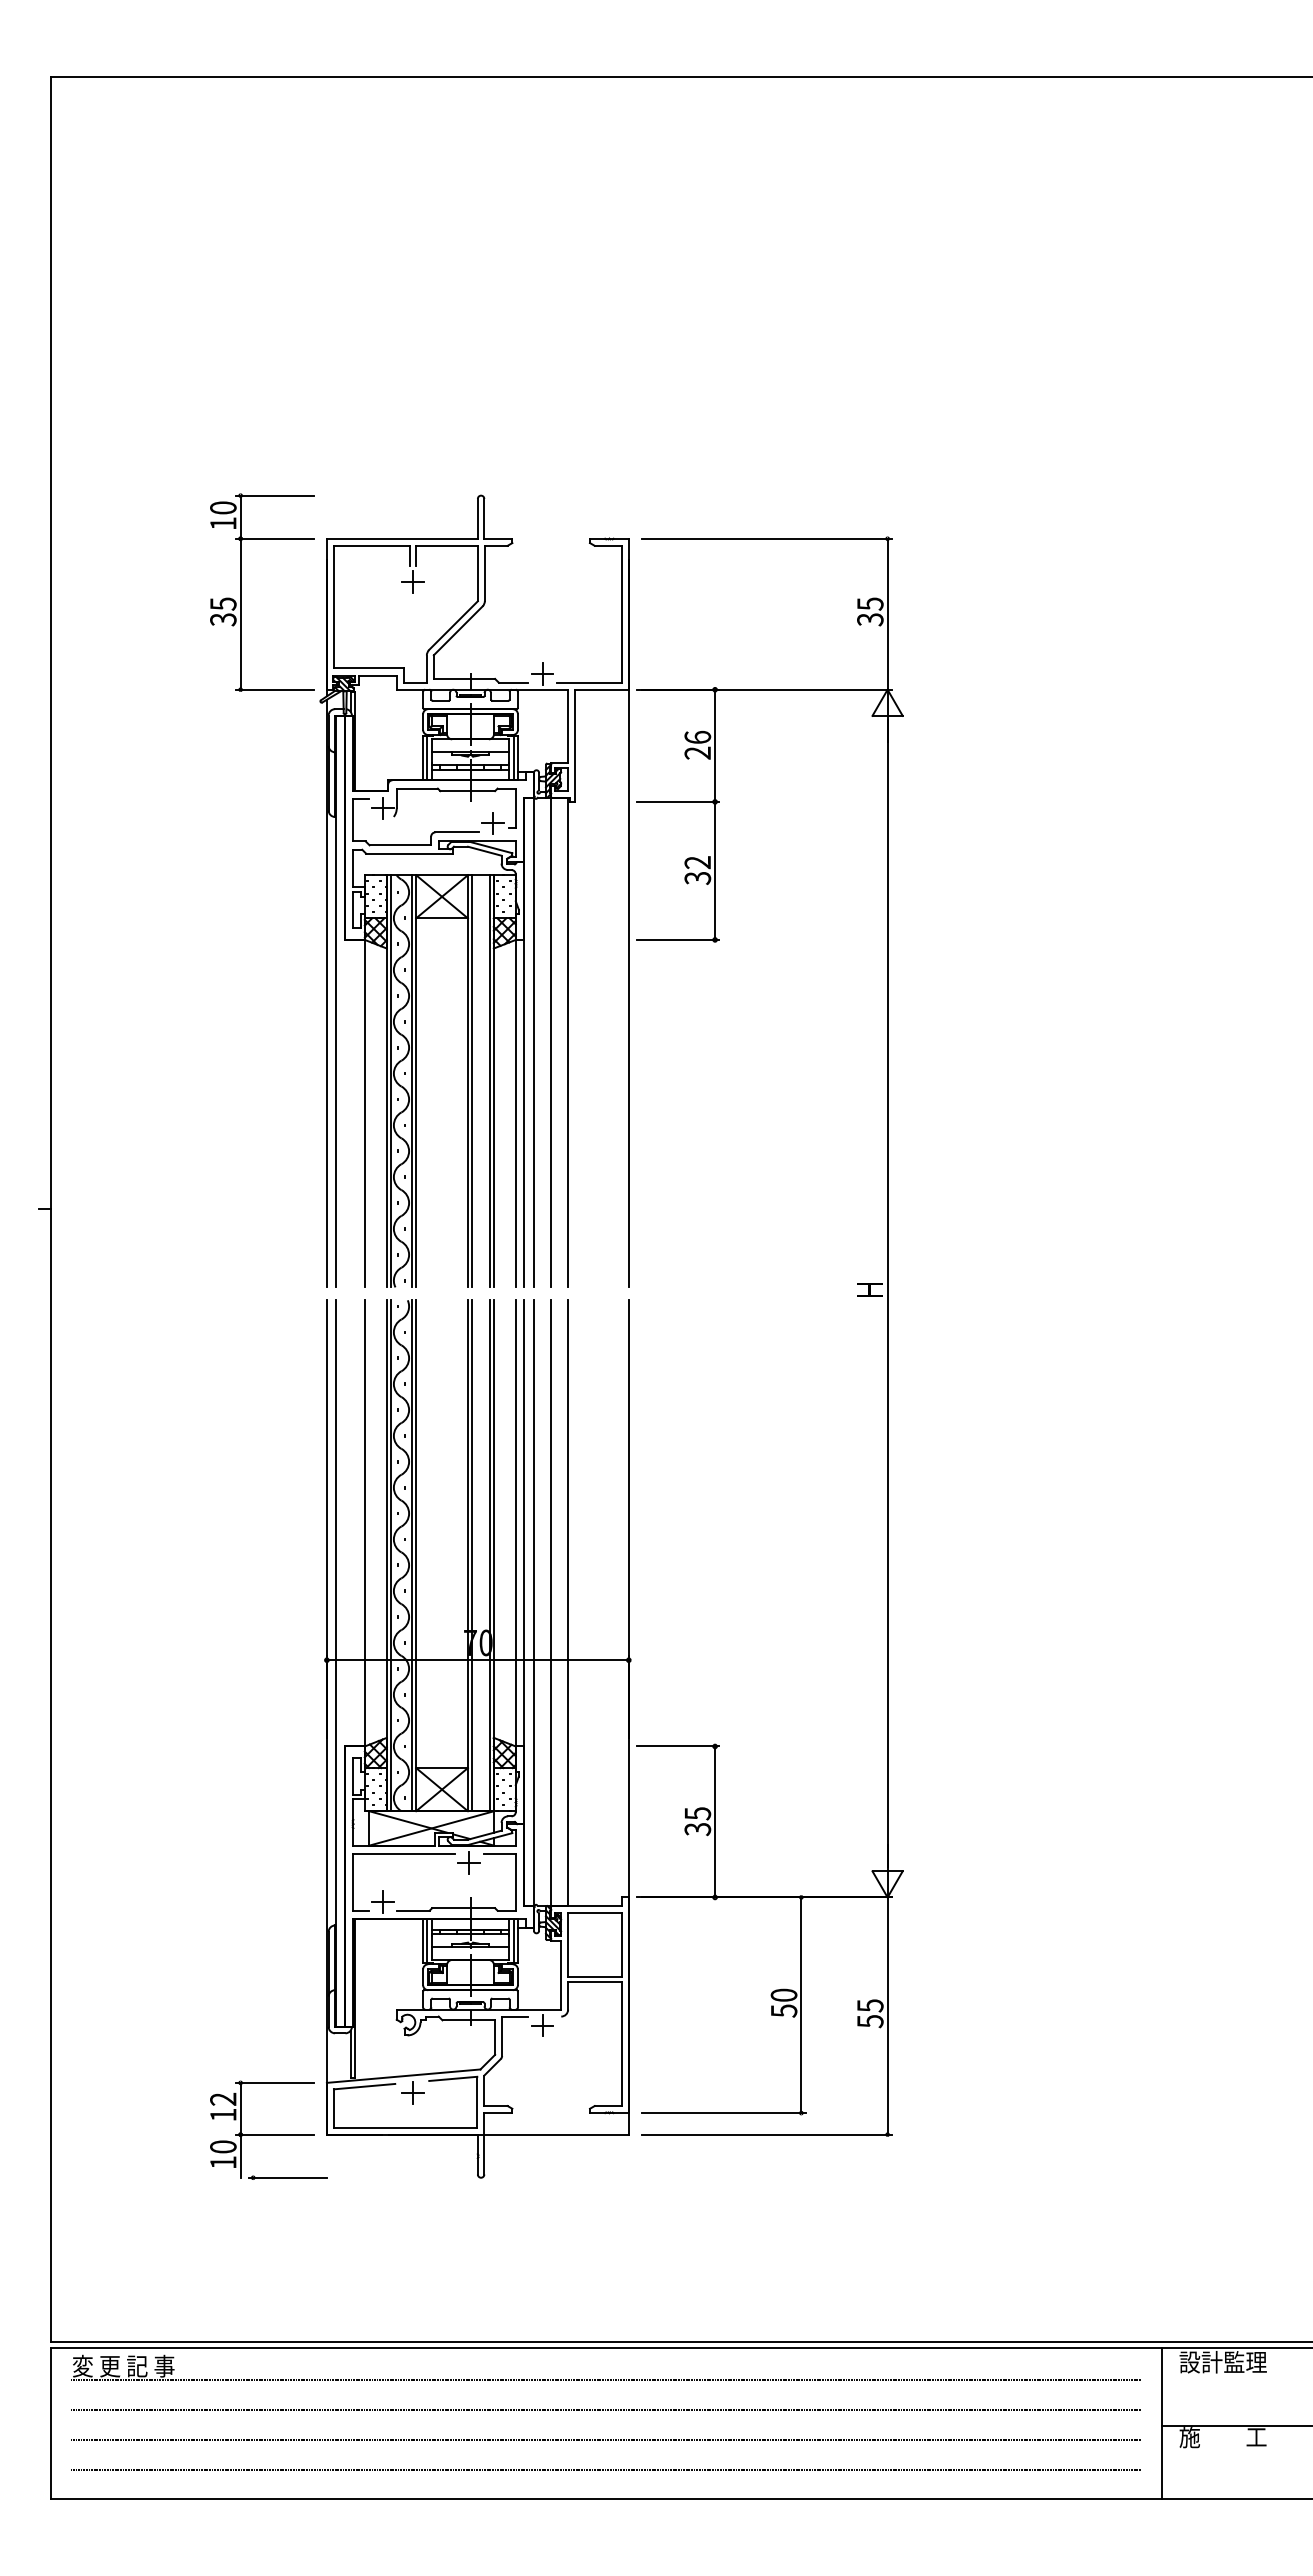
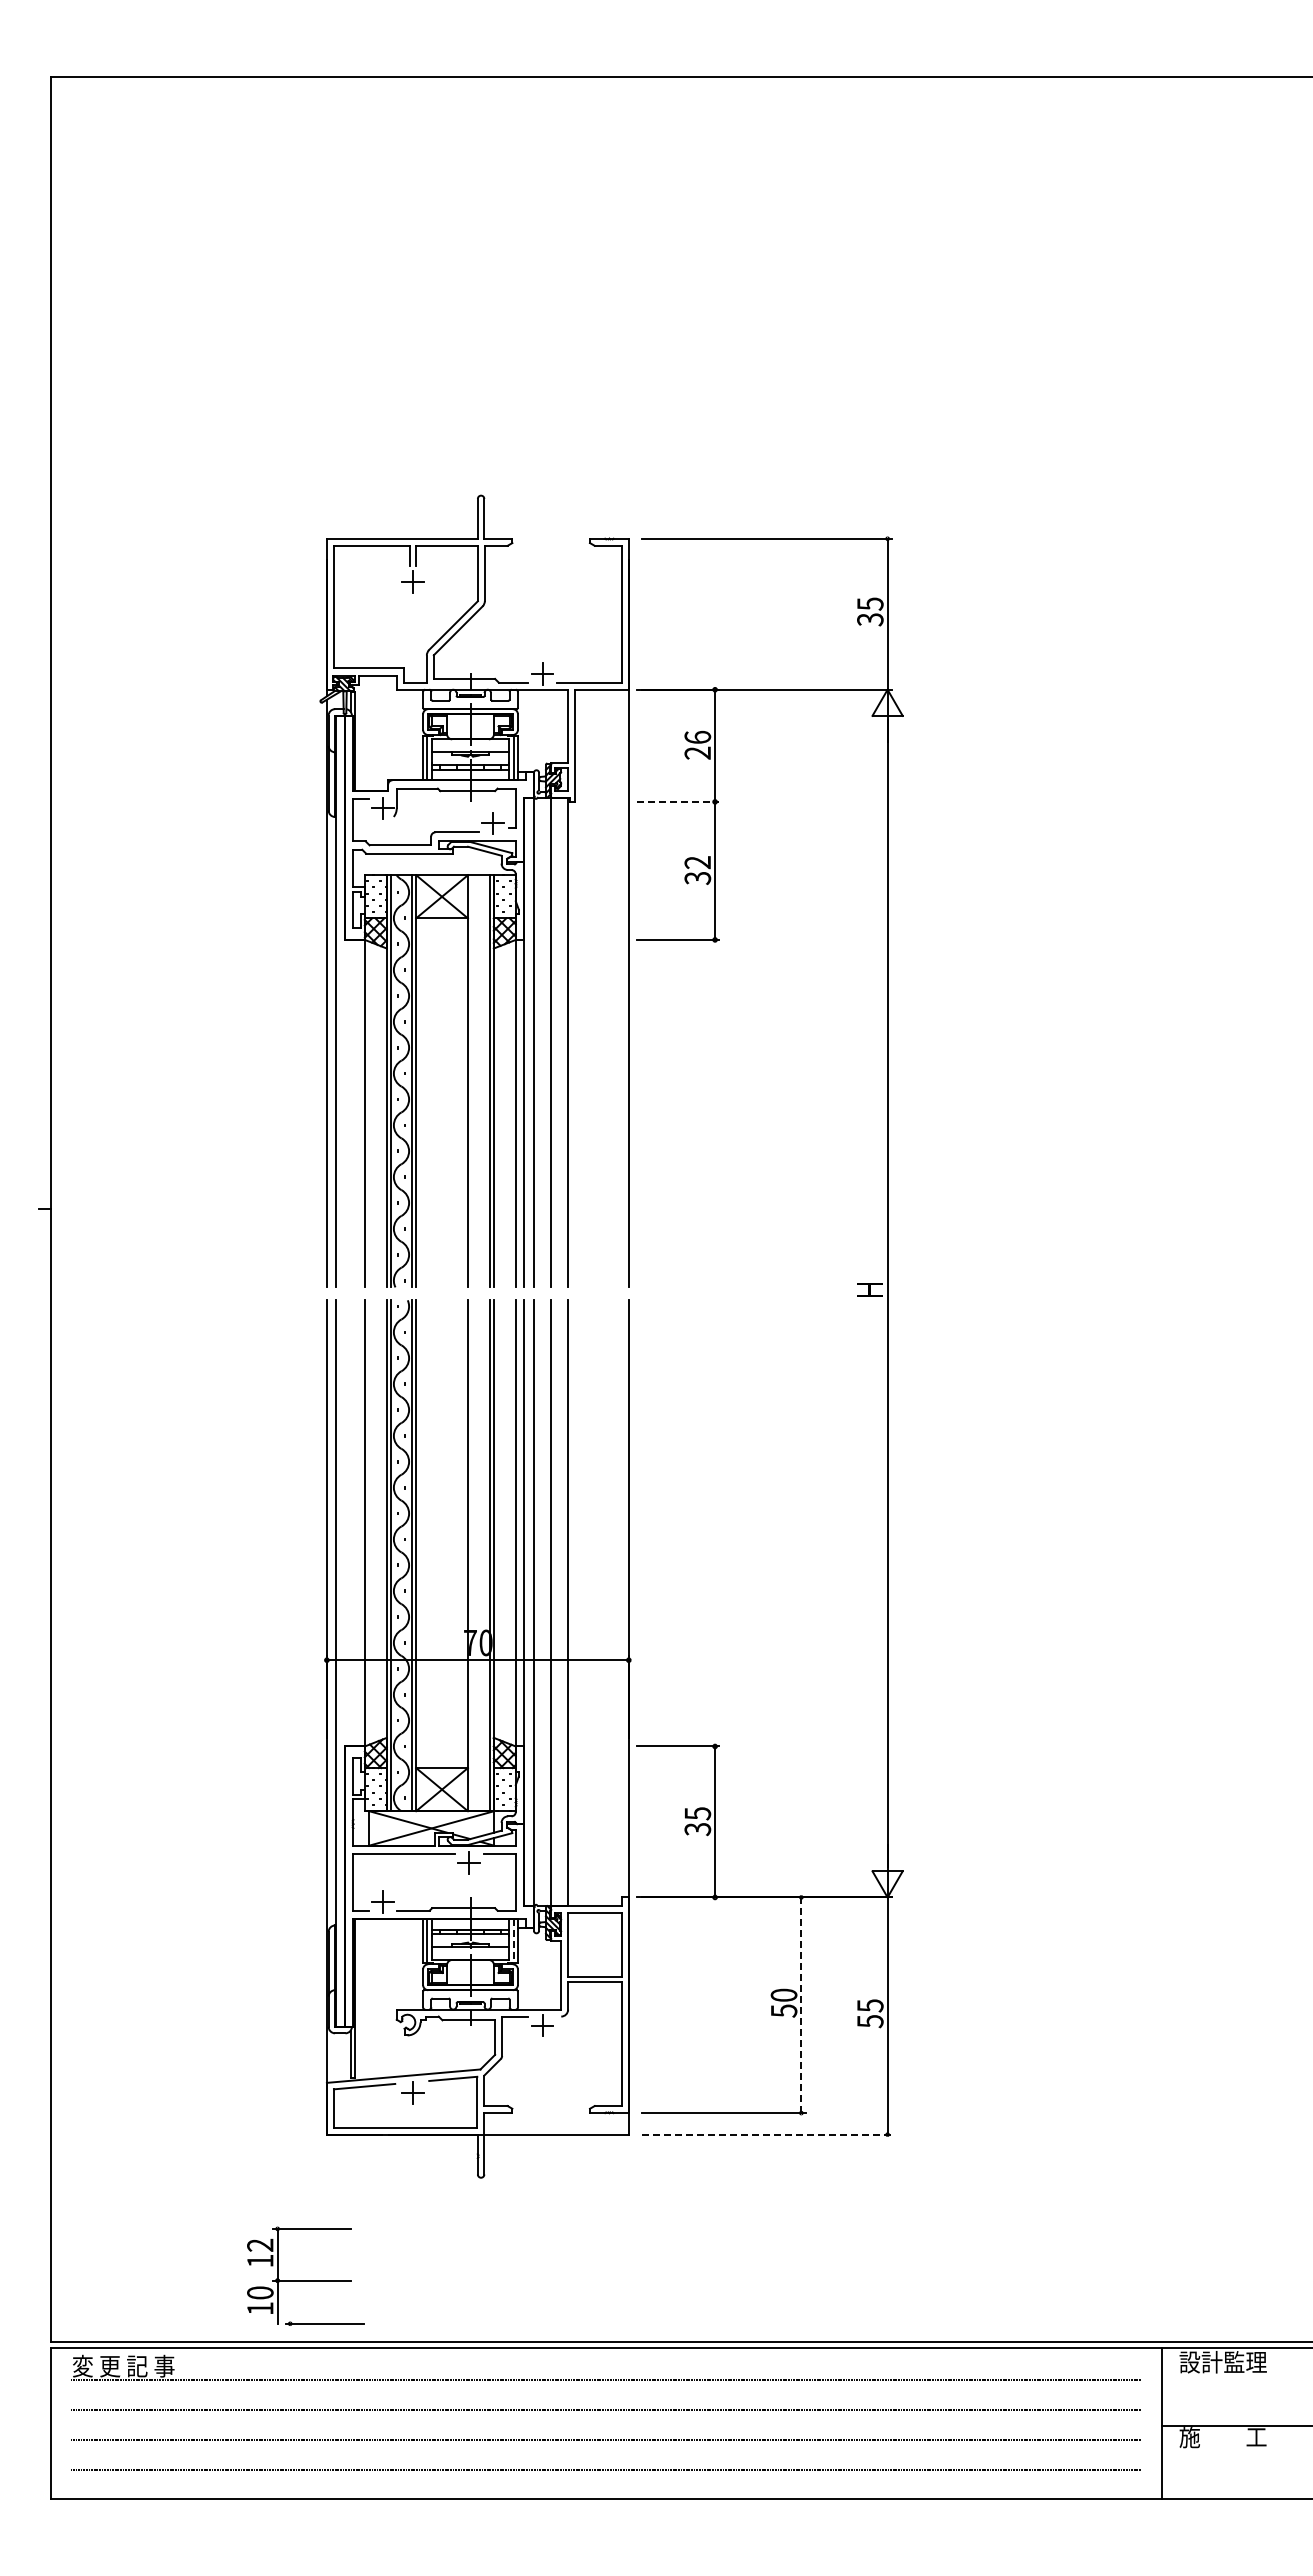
part: present -> none (241, 592)
line: solid -> dashed (678, 801)
line: present -> none (472, 1081)
line: present -> none (472, 1555)
line: solid -> dashed (513, 1941)
line: solid -> dashed (801, 2005)
part position: (268, 2129) -> (305, 2275) (305, 2275)
line: solid -> dashed (767, 2134)
